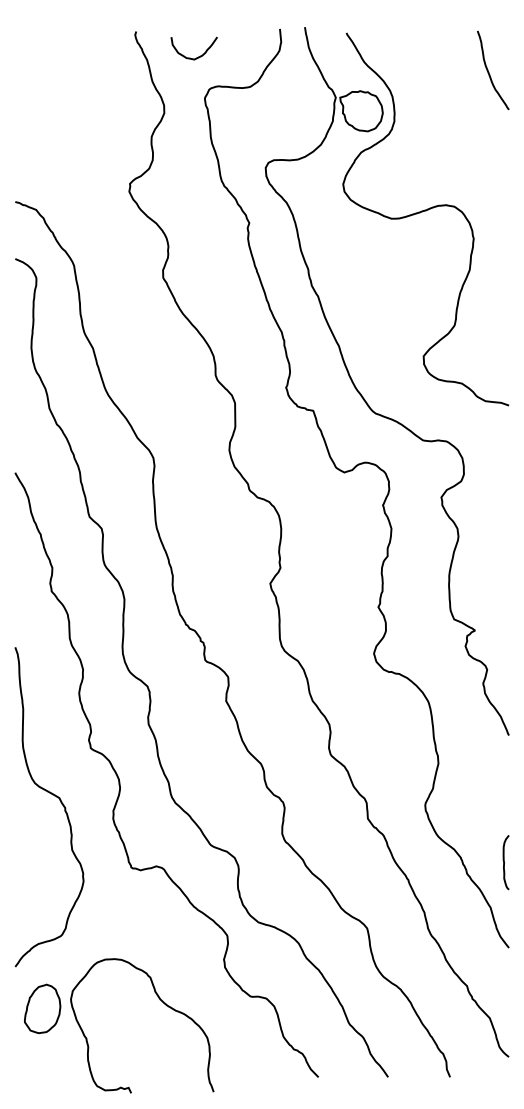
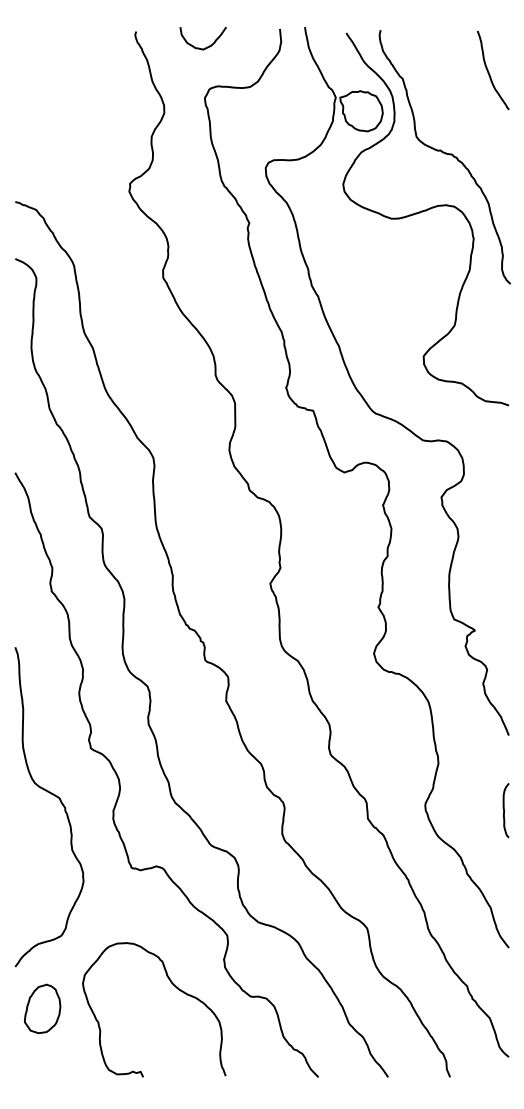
curve position: (198, 56) -> (207, 46) (207, 46)
curve: none -> present (445, 154)
curve position: (504, 862) -> (504, 810) (504, 810)
curve position: (163, 1003) -> (175, 987) (175, 987)
